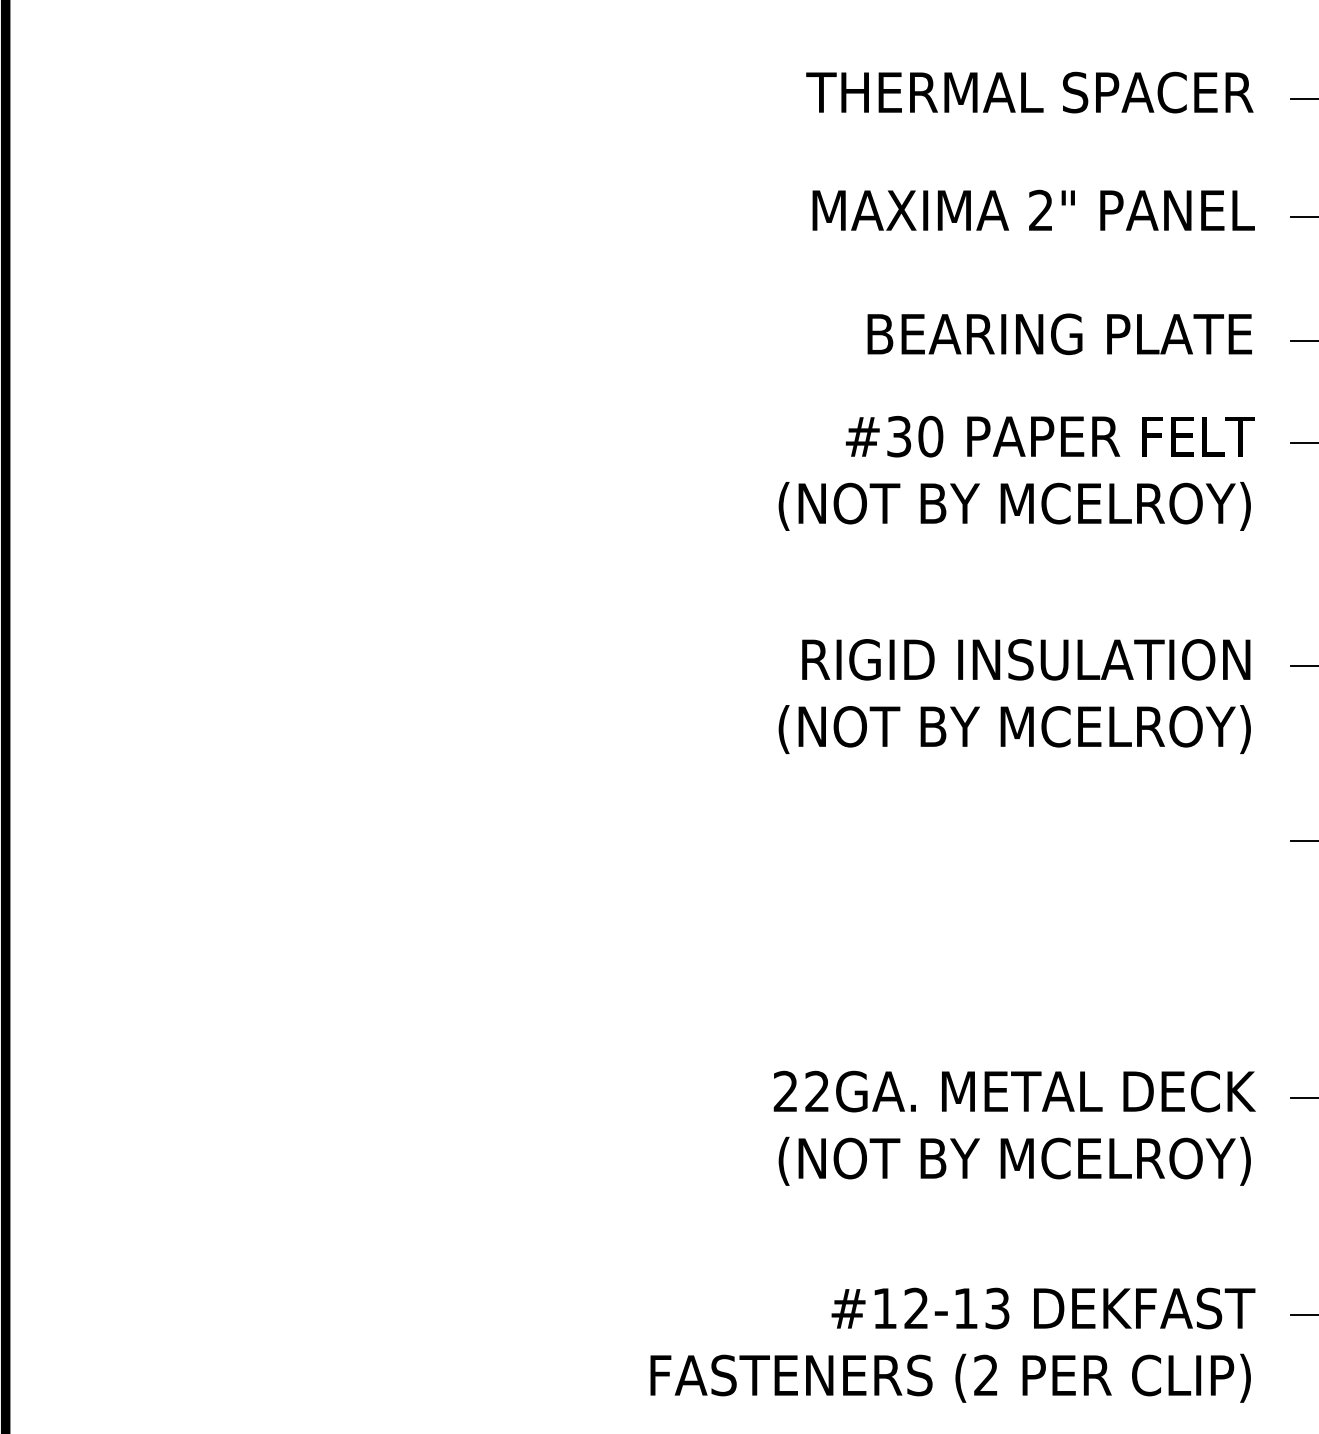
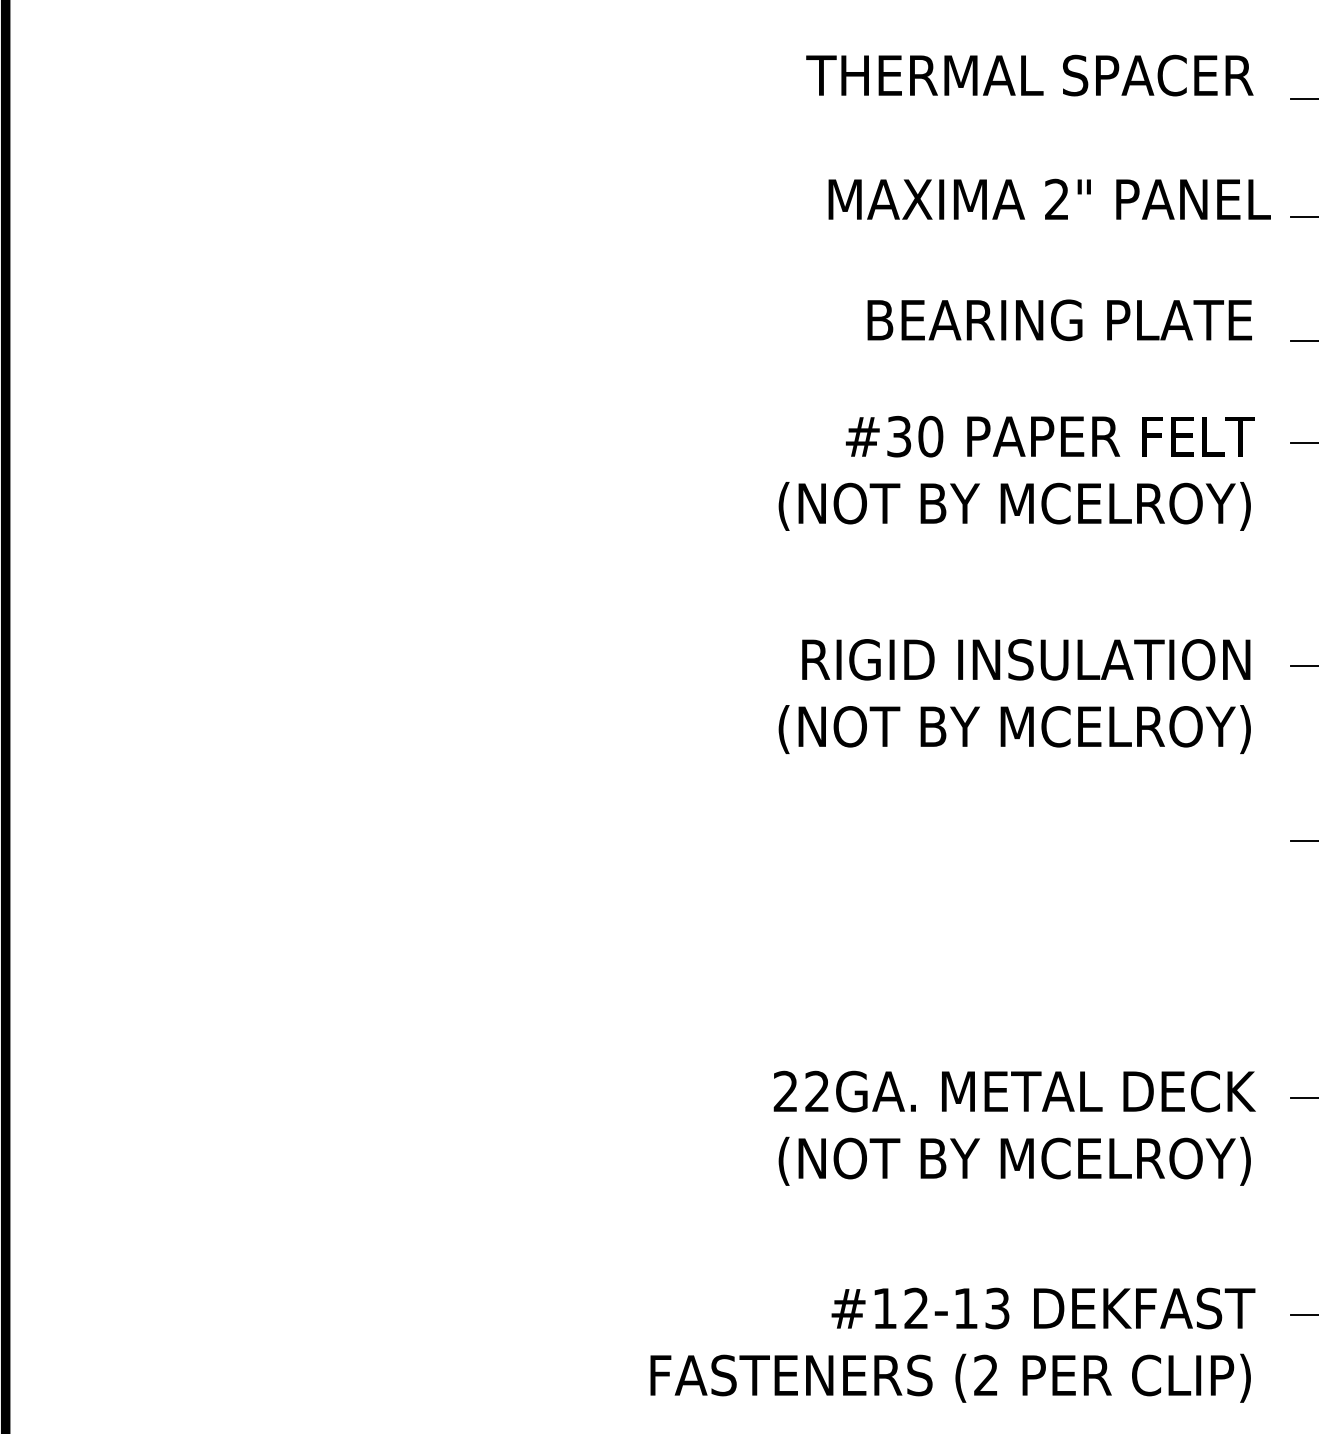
text position: (1029, 92) -> (1029, 75) (1029, 75)
text position: (1033, 209) -> (1049, 198) (1049, 198)
text position: (1059, 334) -> (1059, 320) (1059, 320)
